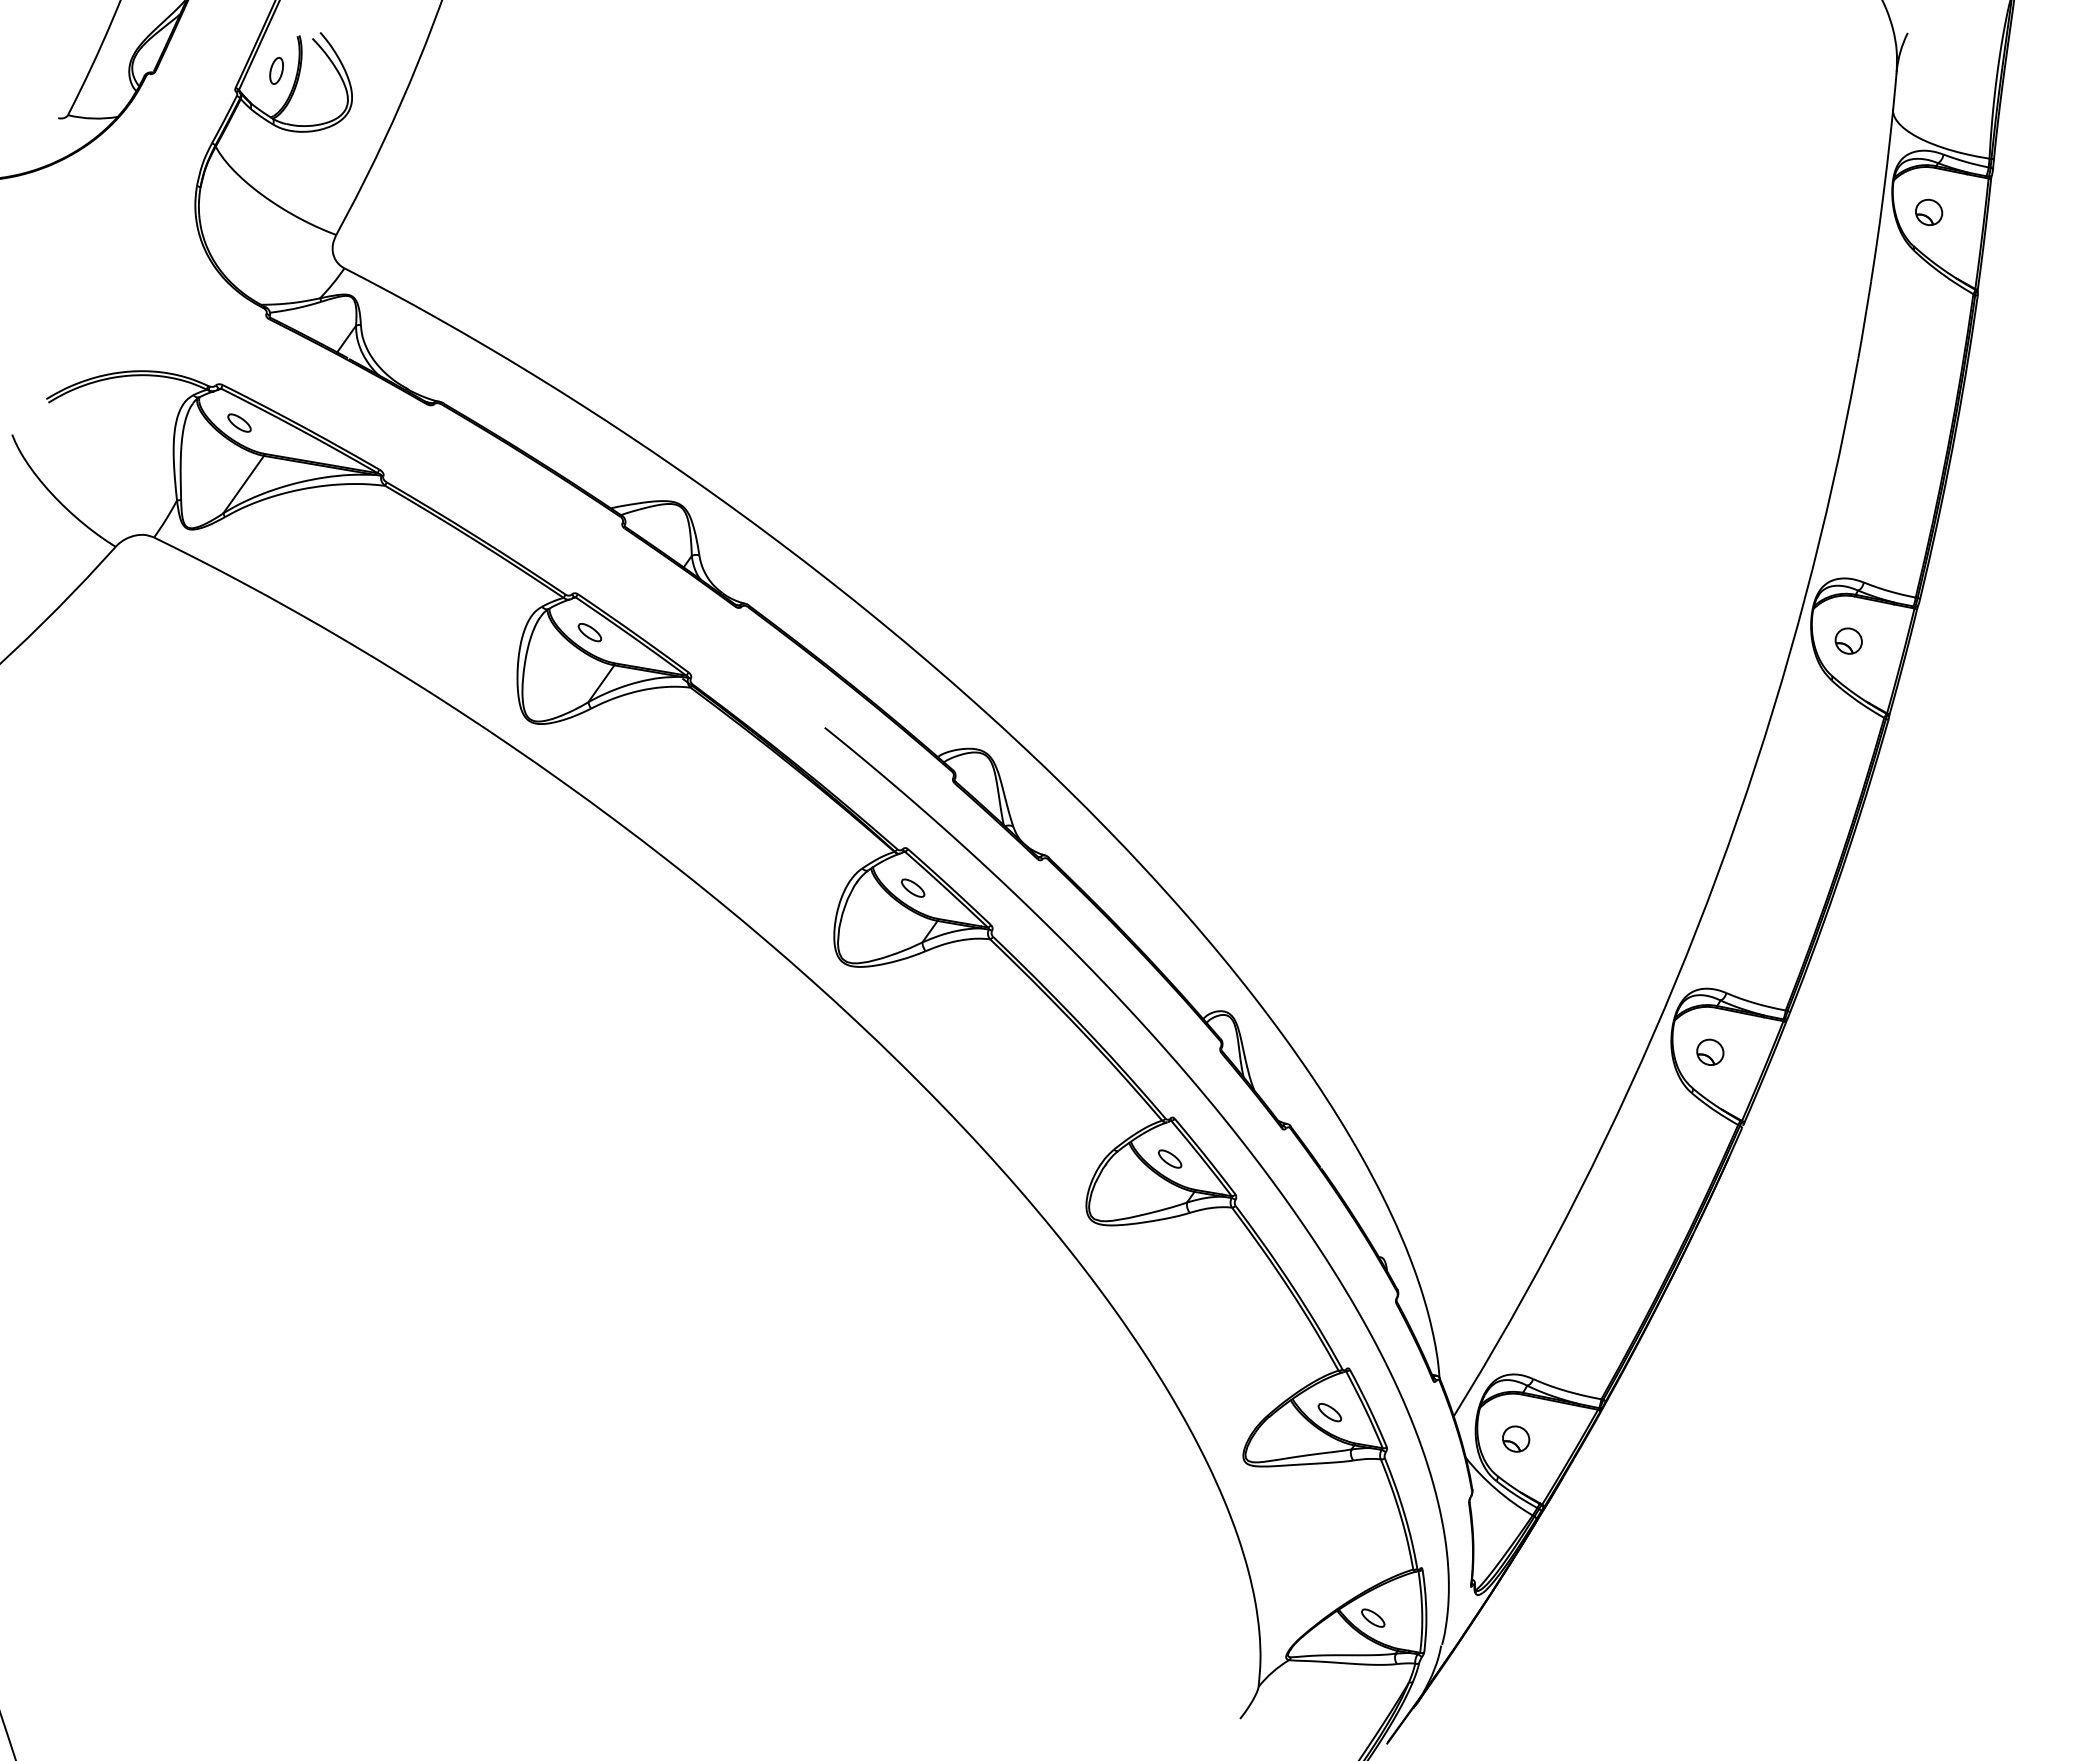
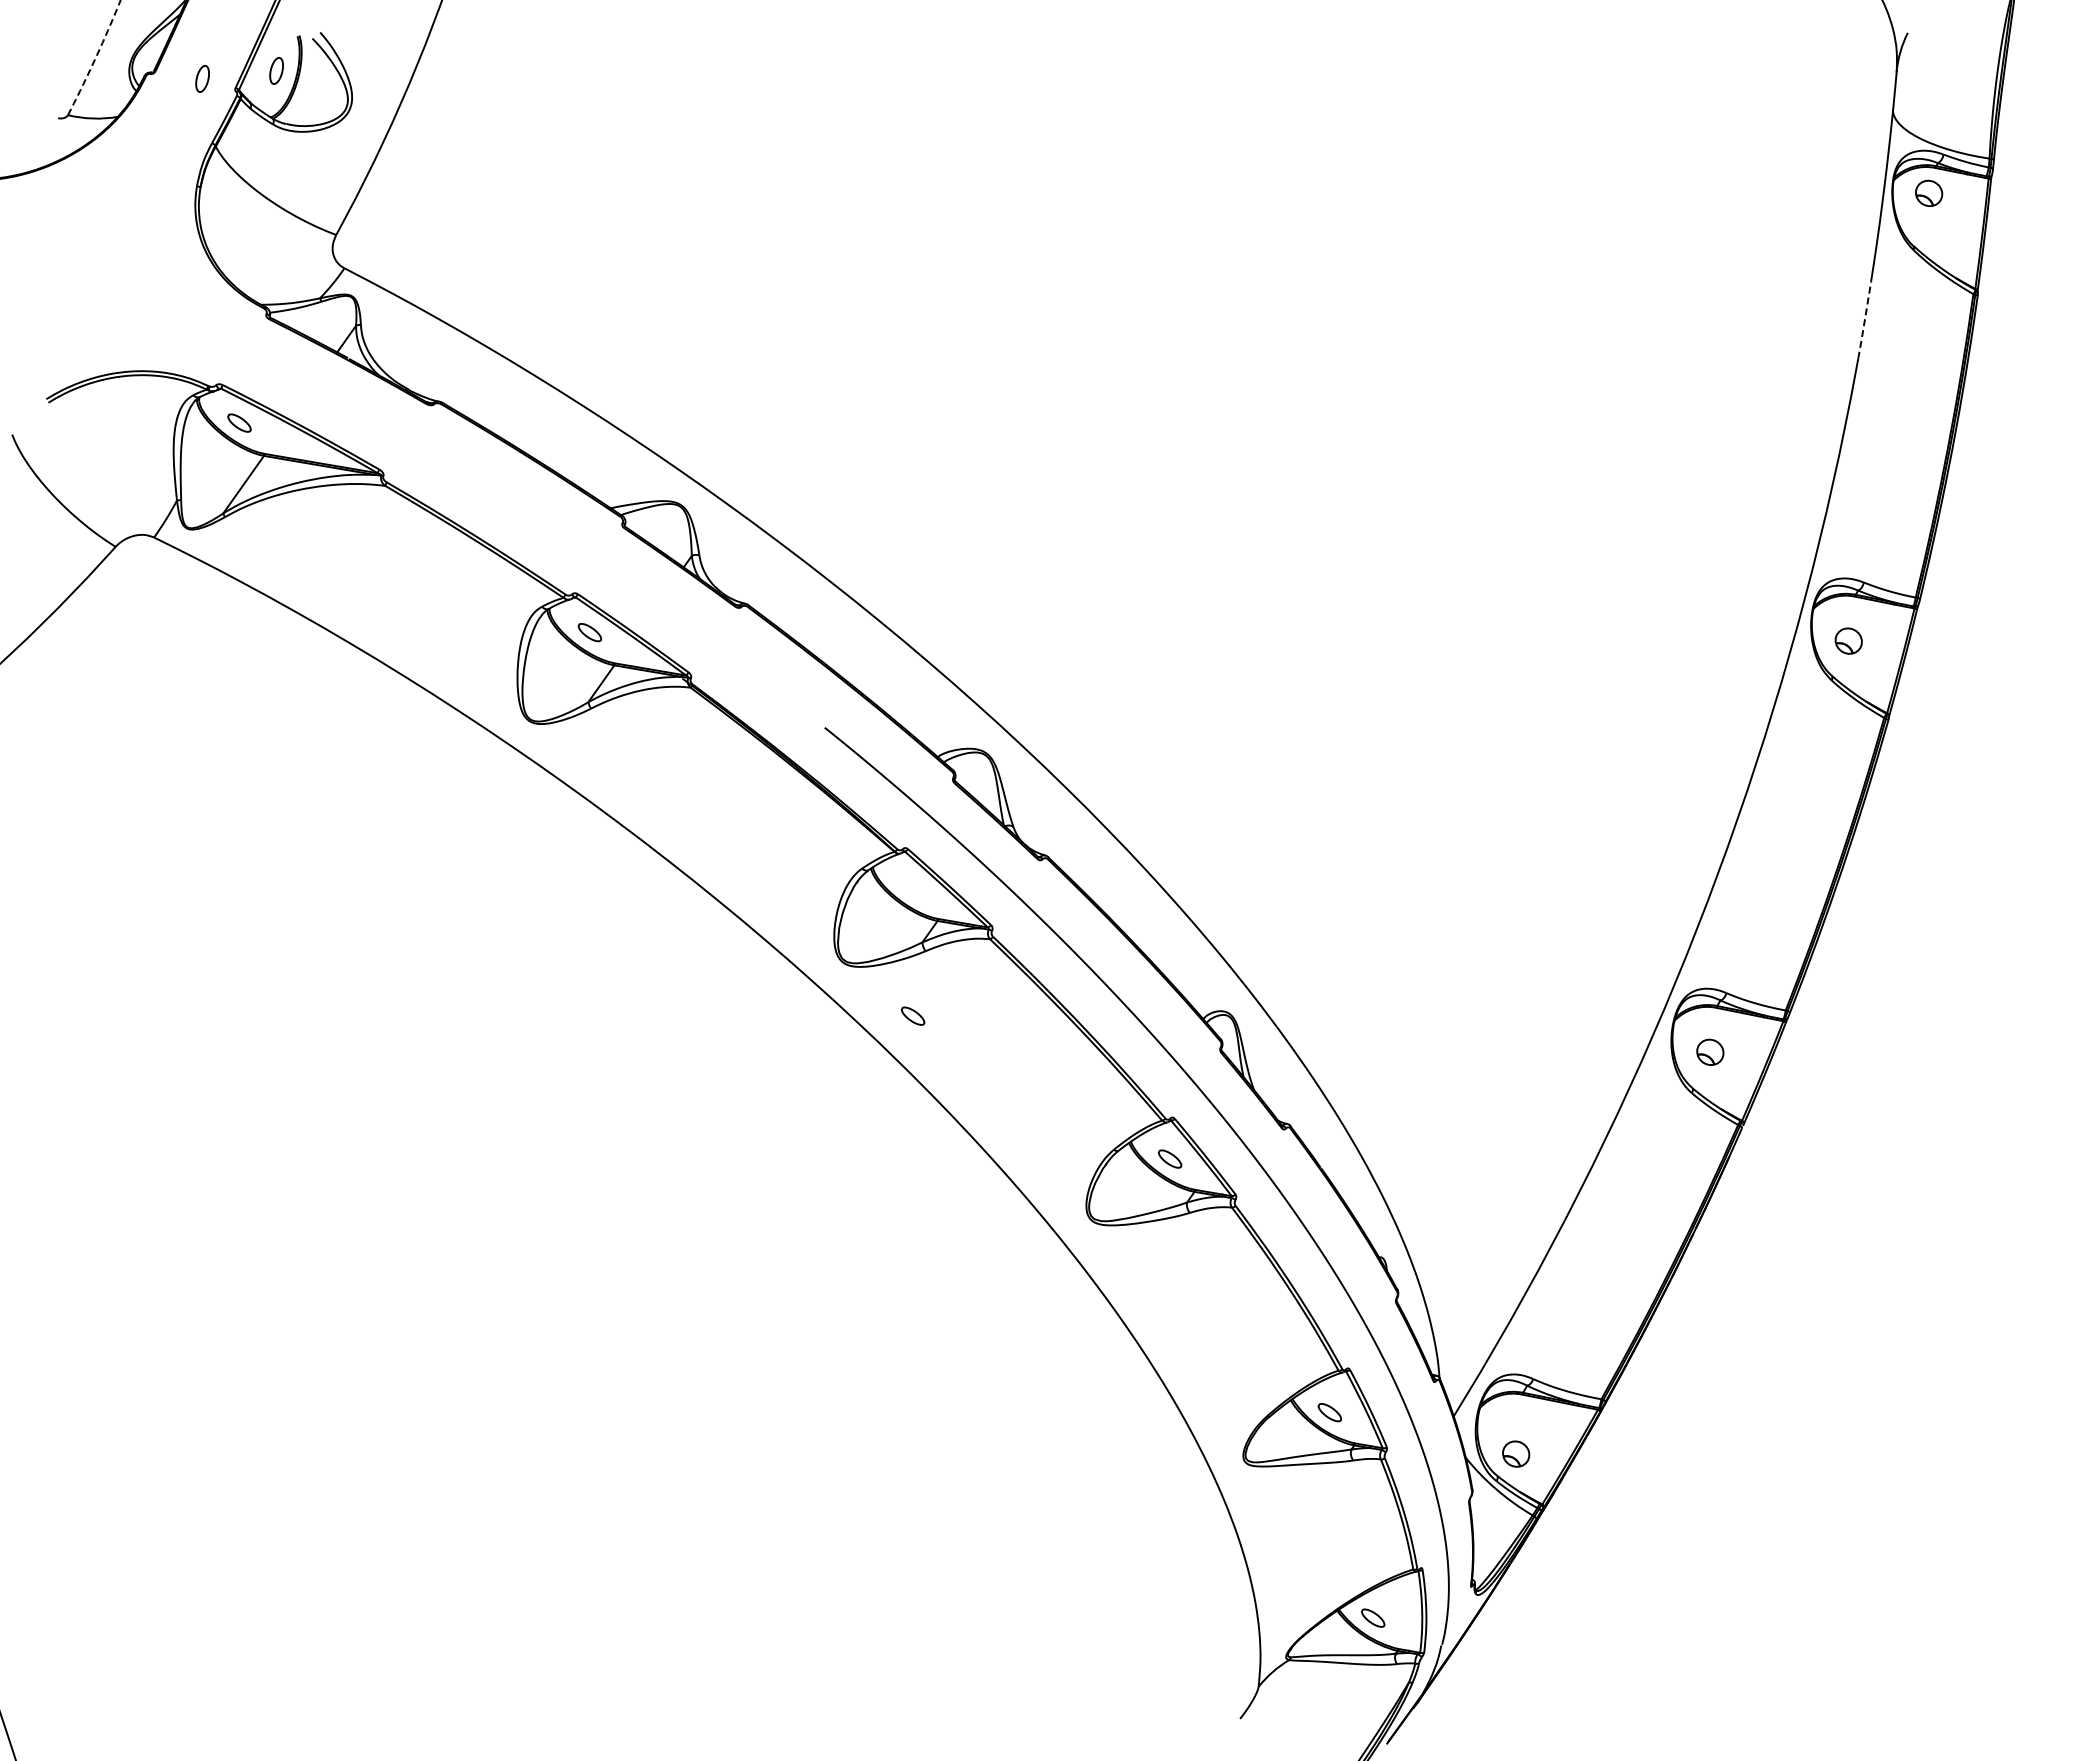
arc: solid -> dashed (95, 58)
part: none -> present (202, 78)
part position: (1929, 211) -> (1929, 192) (1929, 192)
line: solid -> dashed (1864, 319)
part position: (913, 887) -> (913, 1015) (913, 1015)
part position: (1516, 1438) -> (1516, 1453) (1516, 1453)
